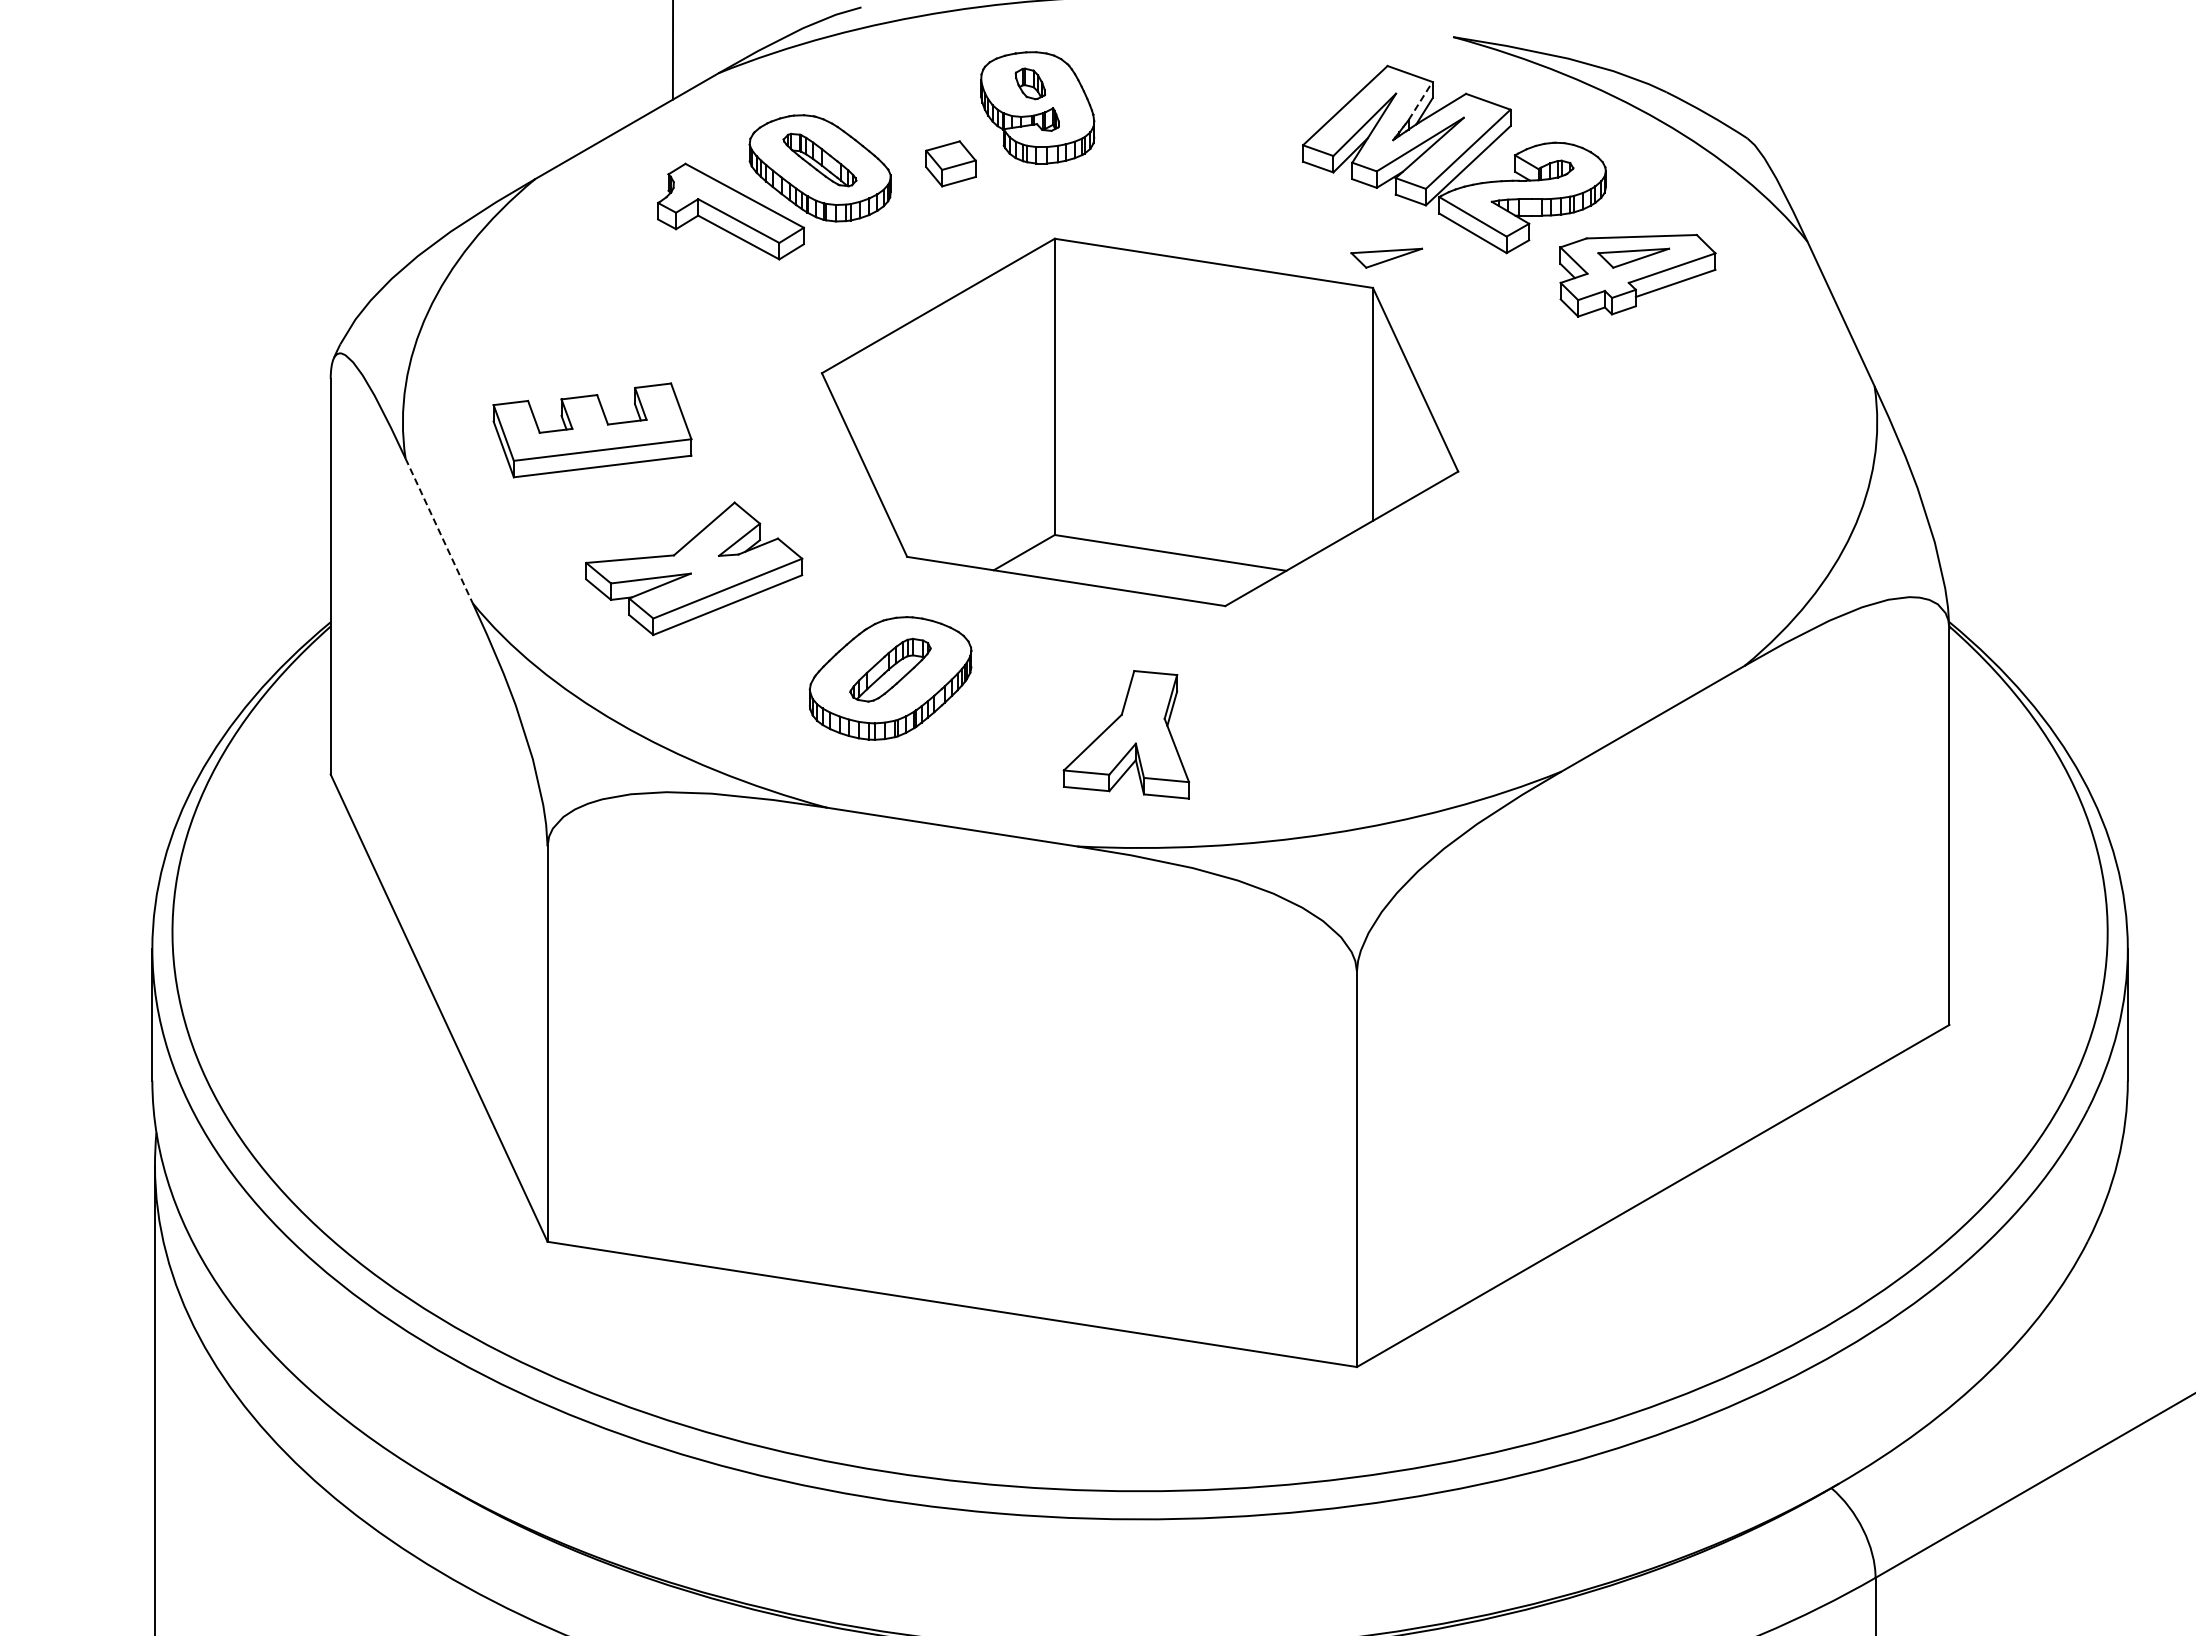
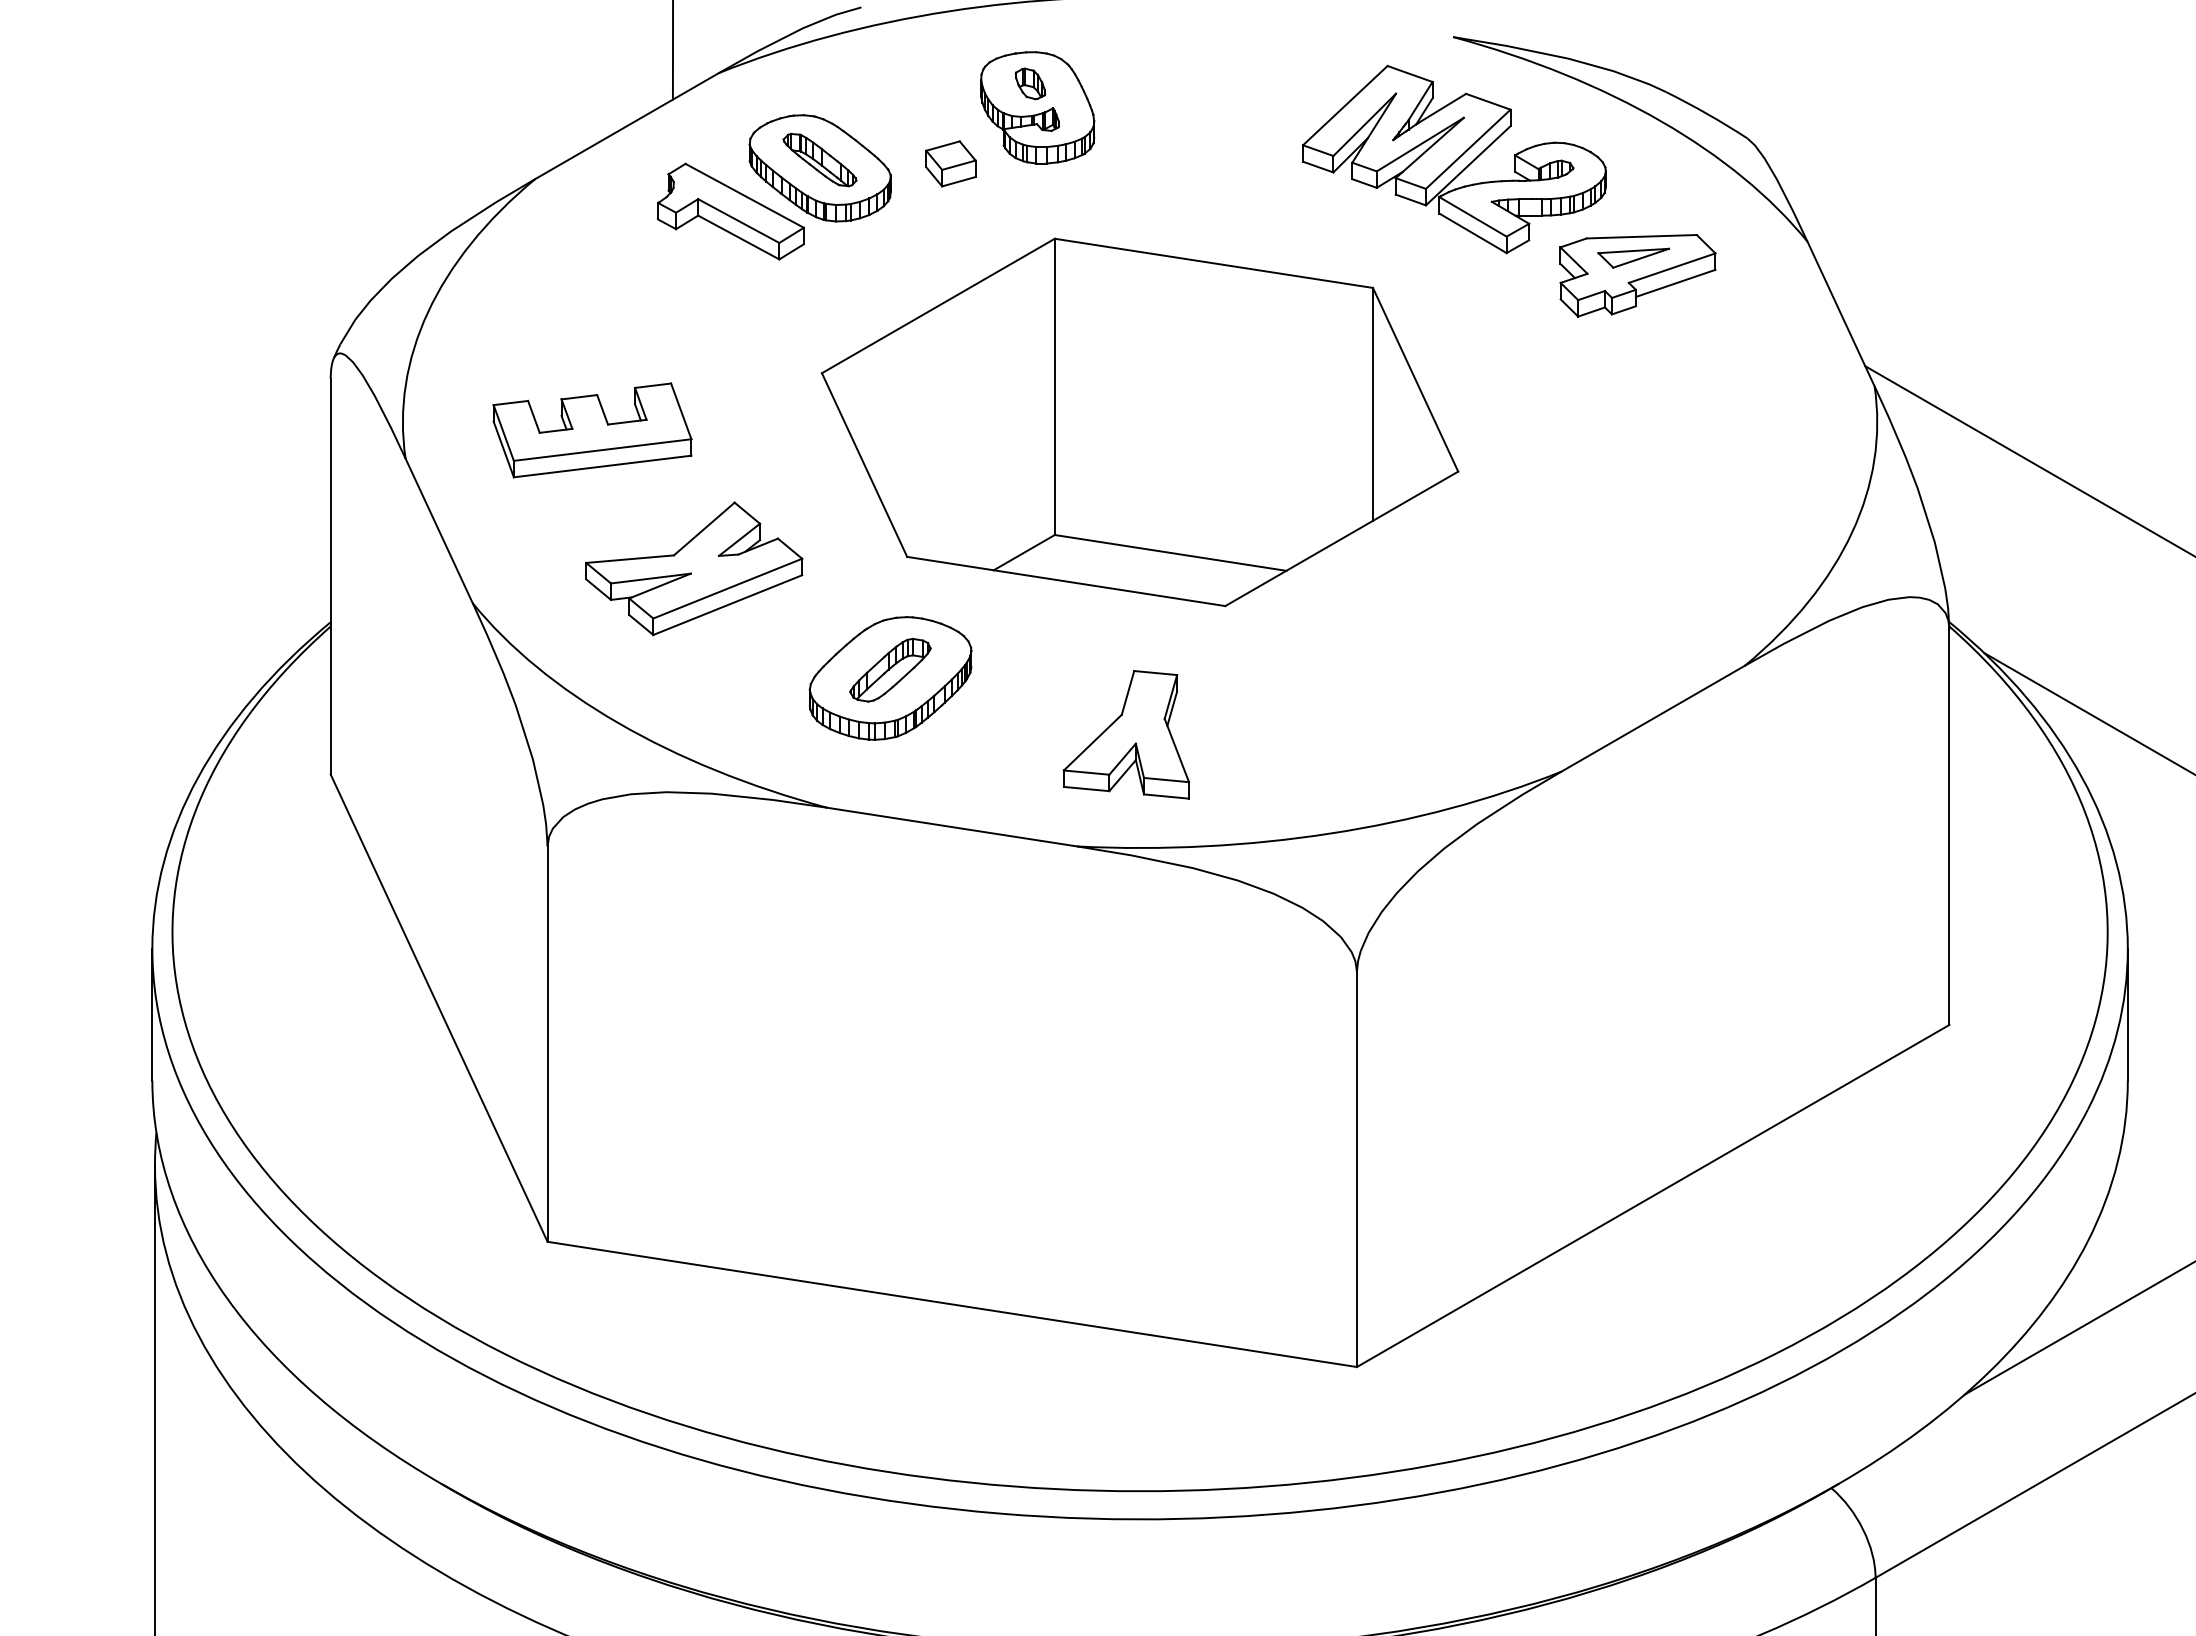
line: dashed -> solid (1420, 100)
part: present -> none (1386, 257)
line: none -> present (2028, 460)
line: dashed -> solid (439, 530)
line: none -> present (2088, 713)
line: none -> present (2078, 1328)
